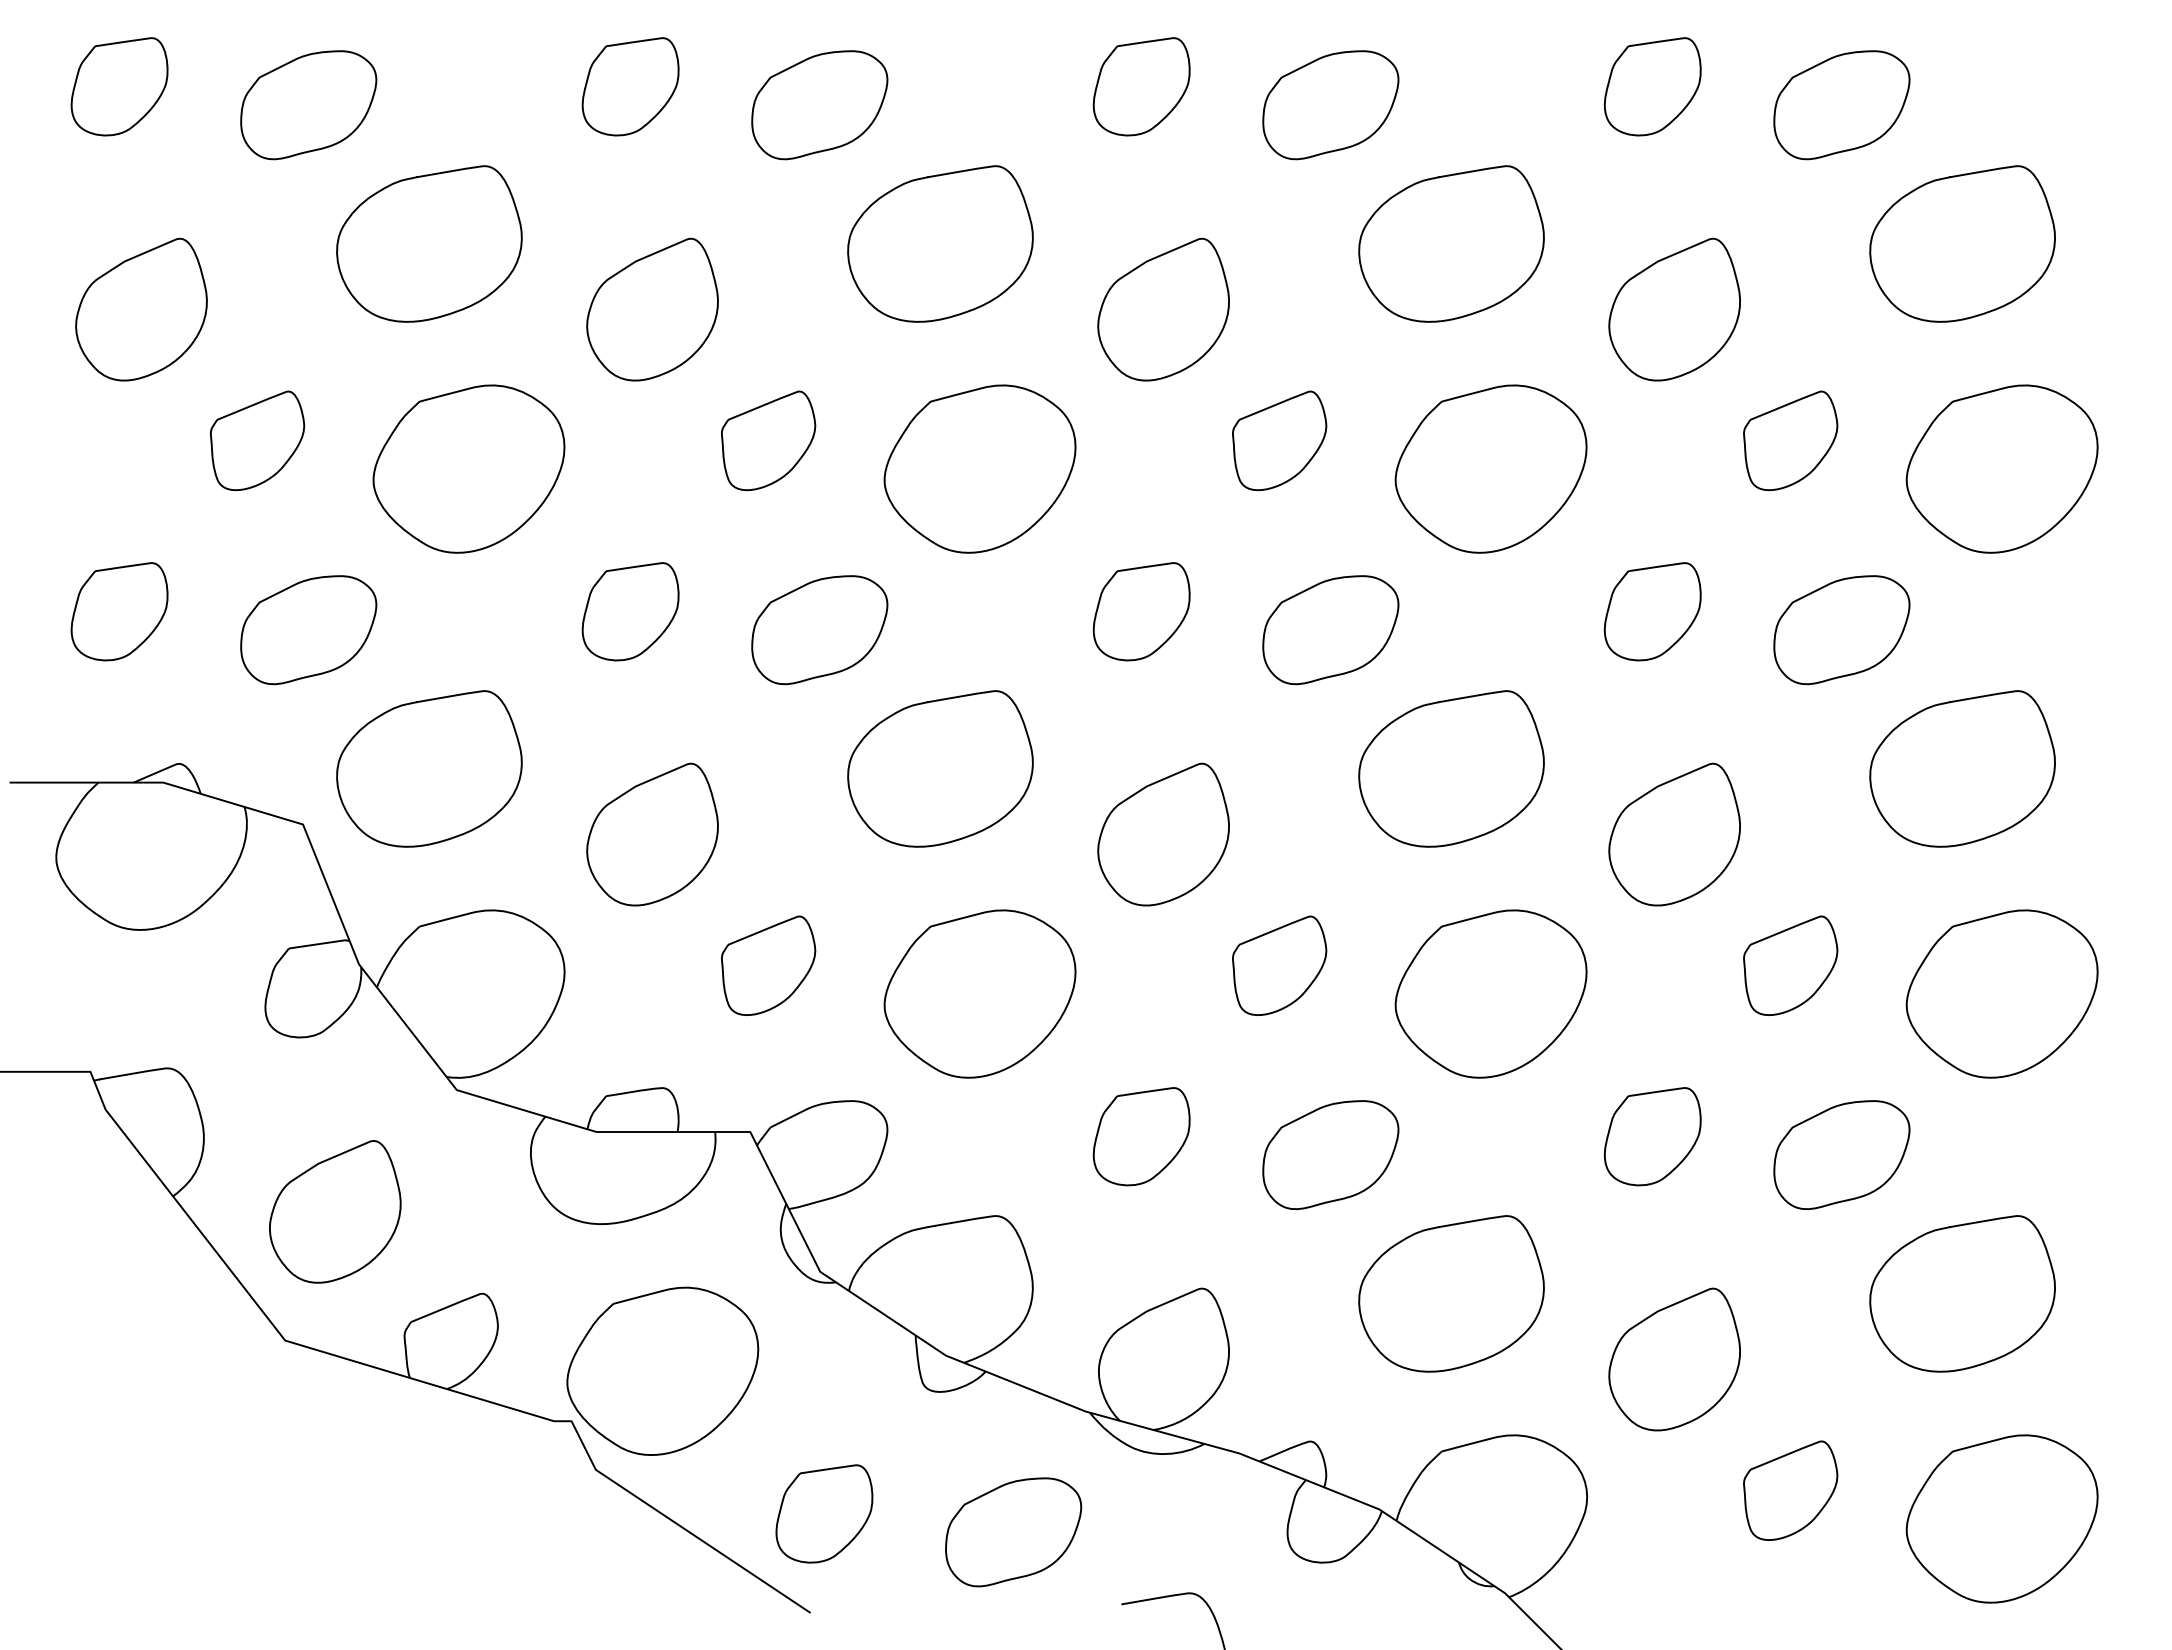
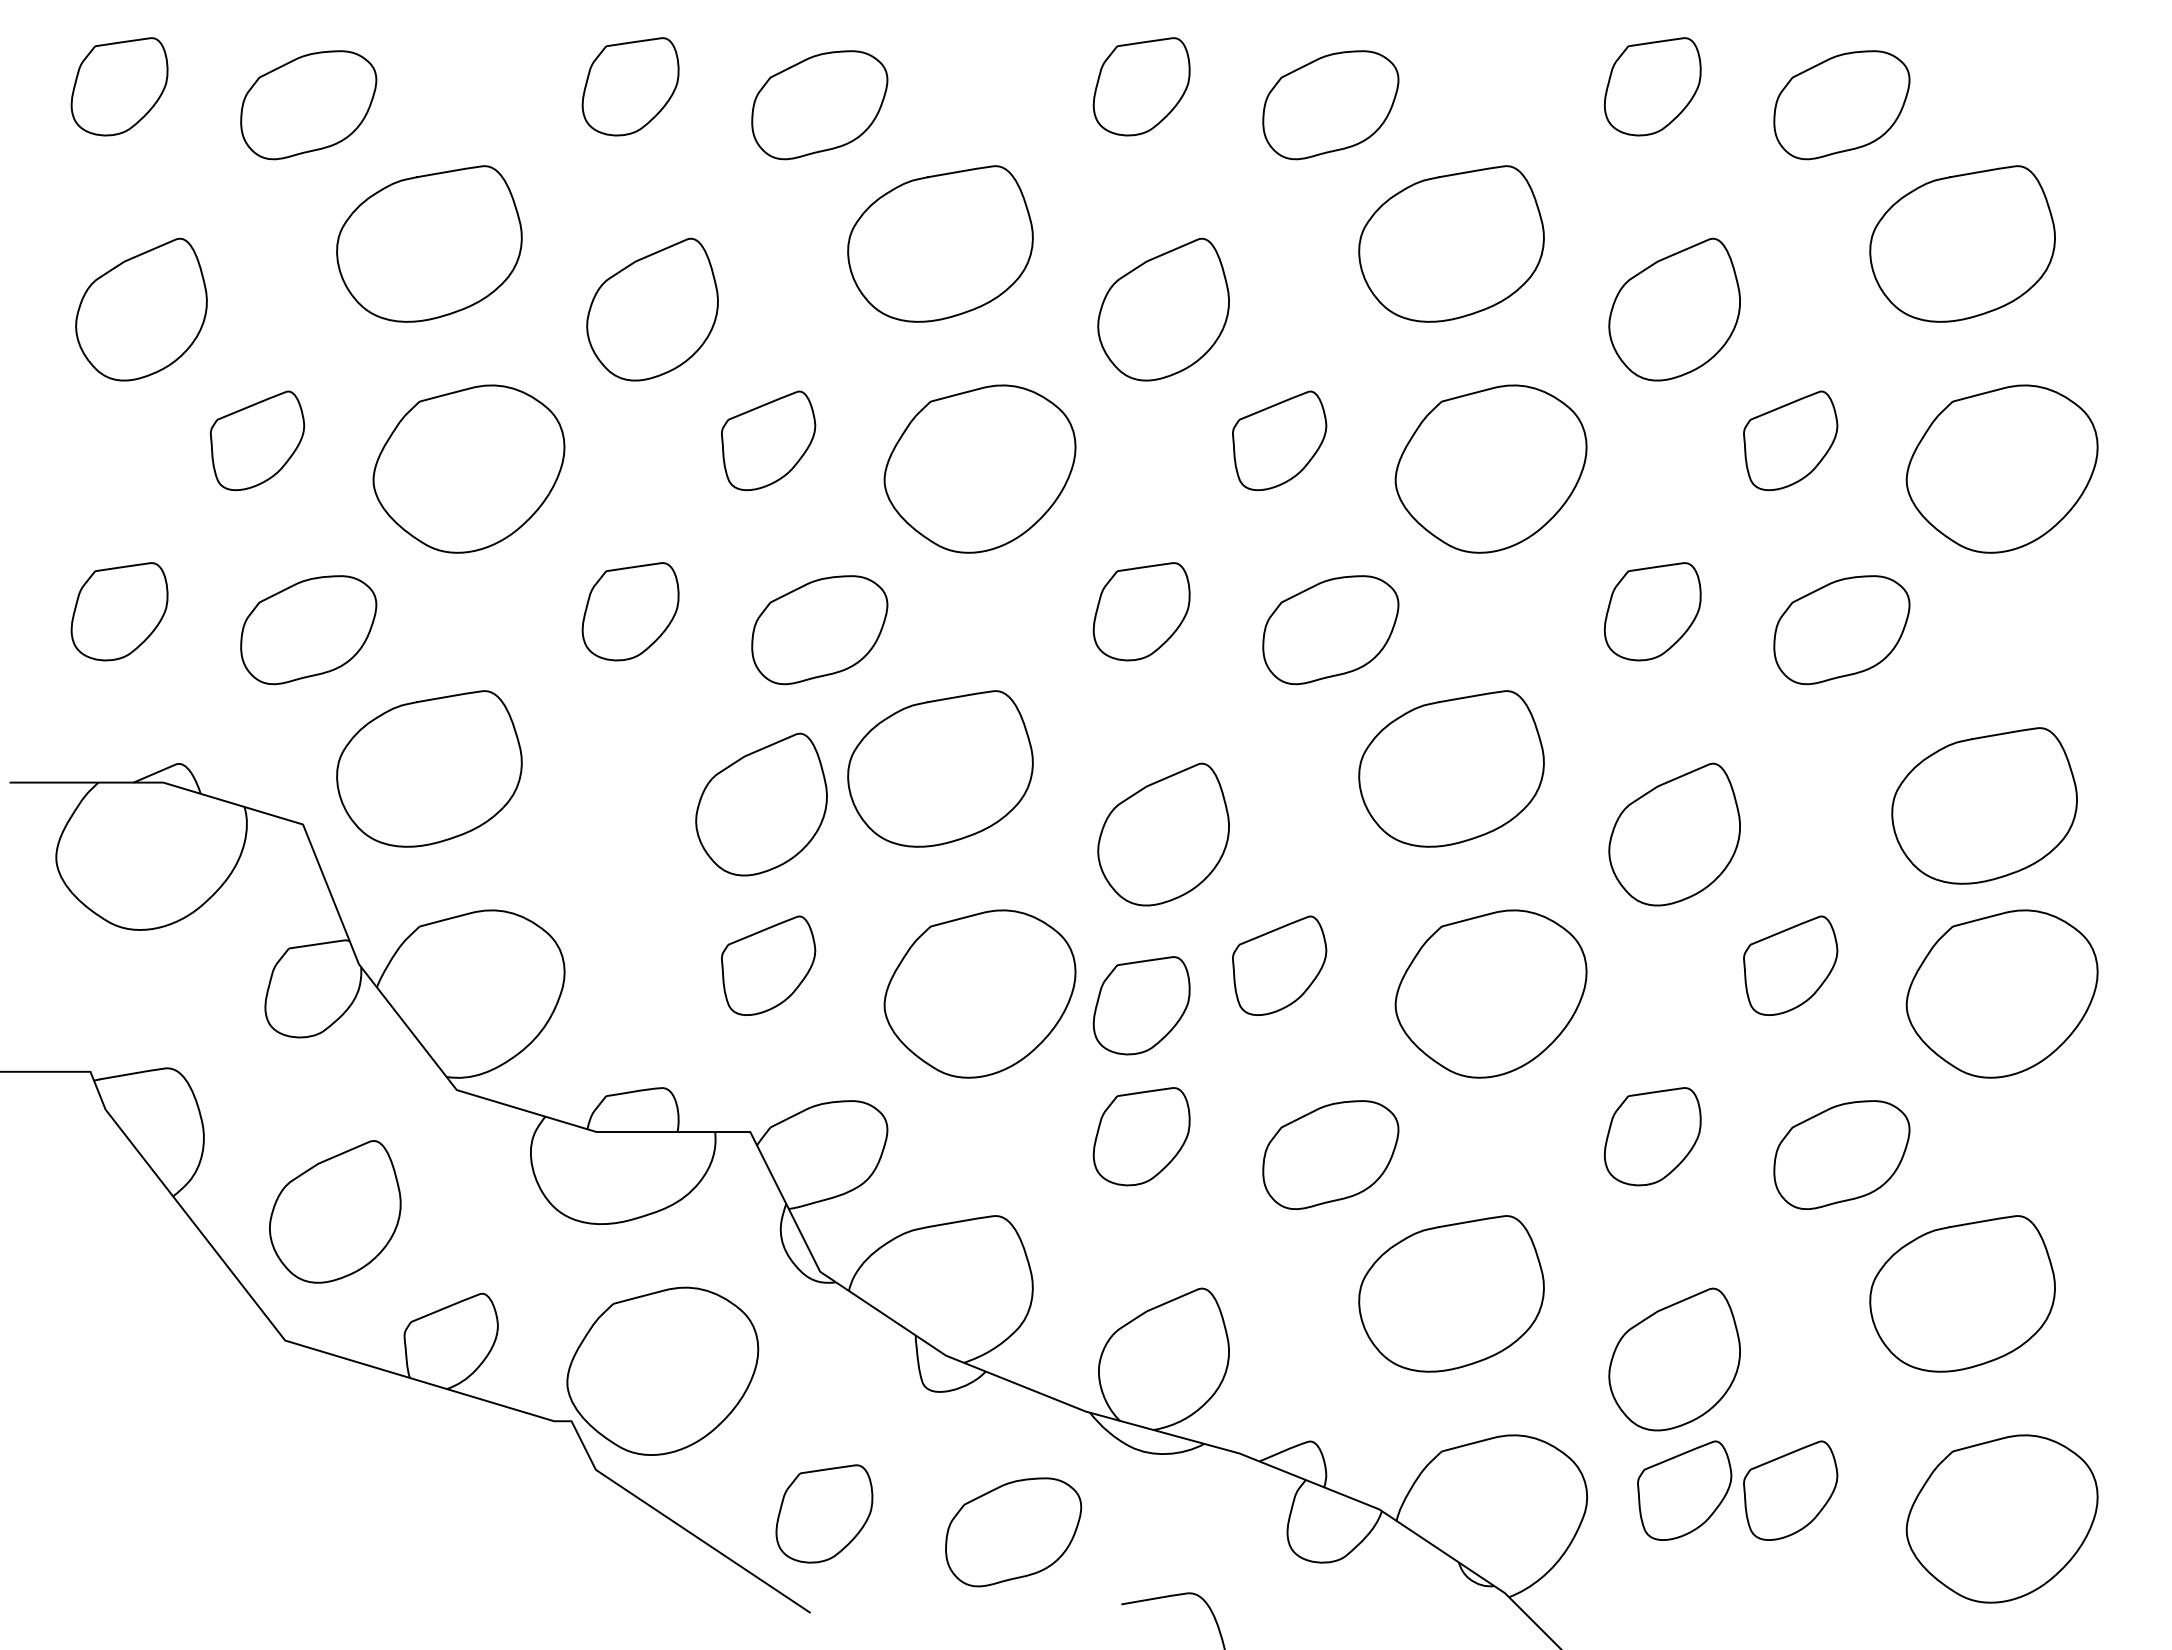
curve position: (1950, 703) -> (1972, 740) (1972, 740)
part position: (652, 834) -> (761, 804) (761, 804)
part: none -> present (1141, 1005)
part: none -> present (1684, 1490)
